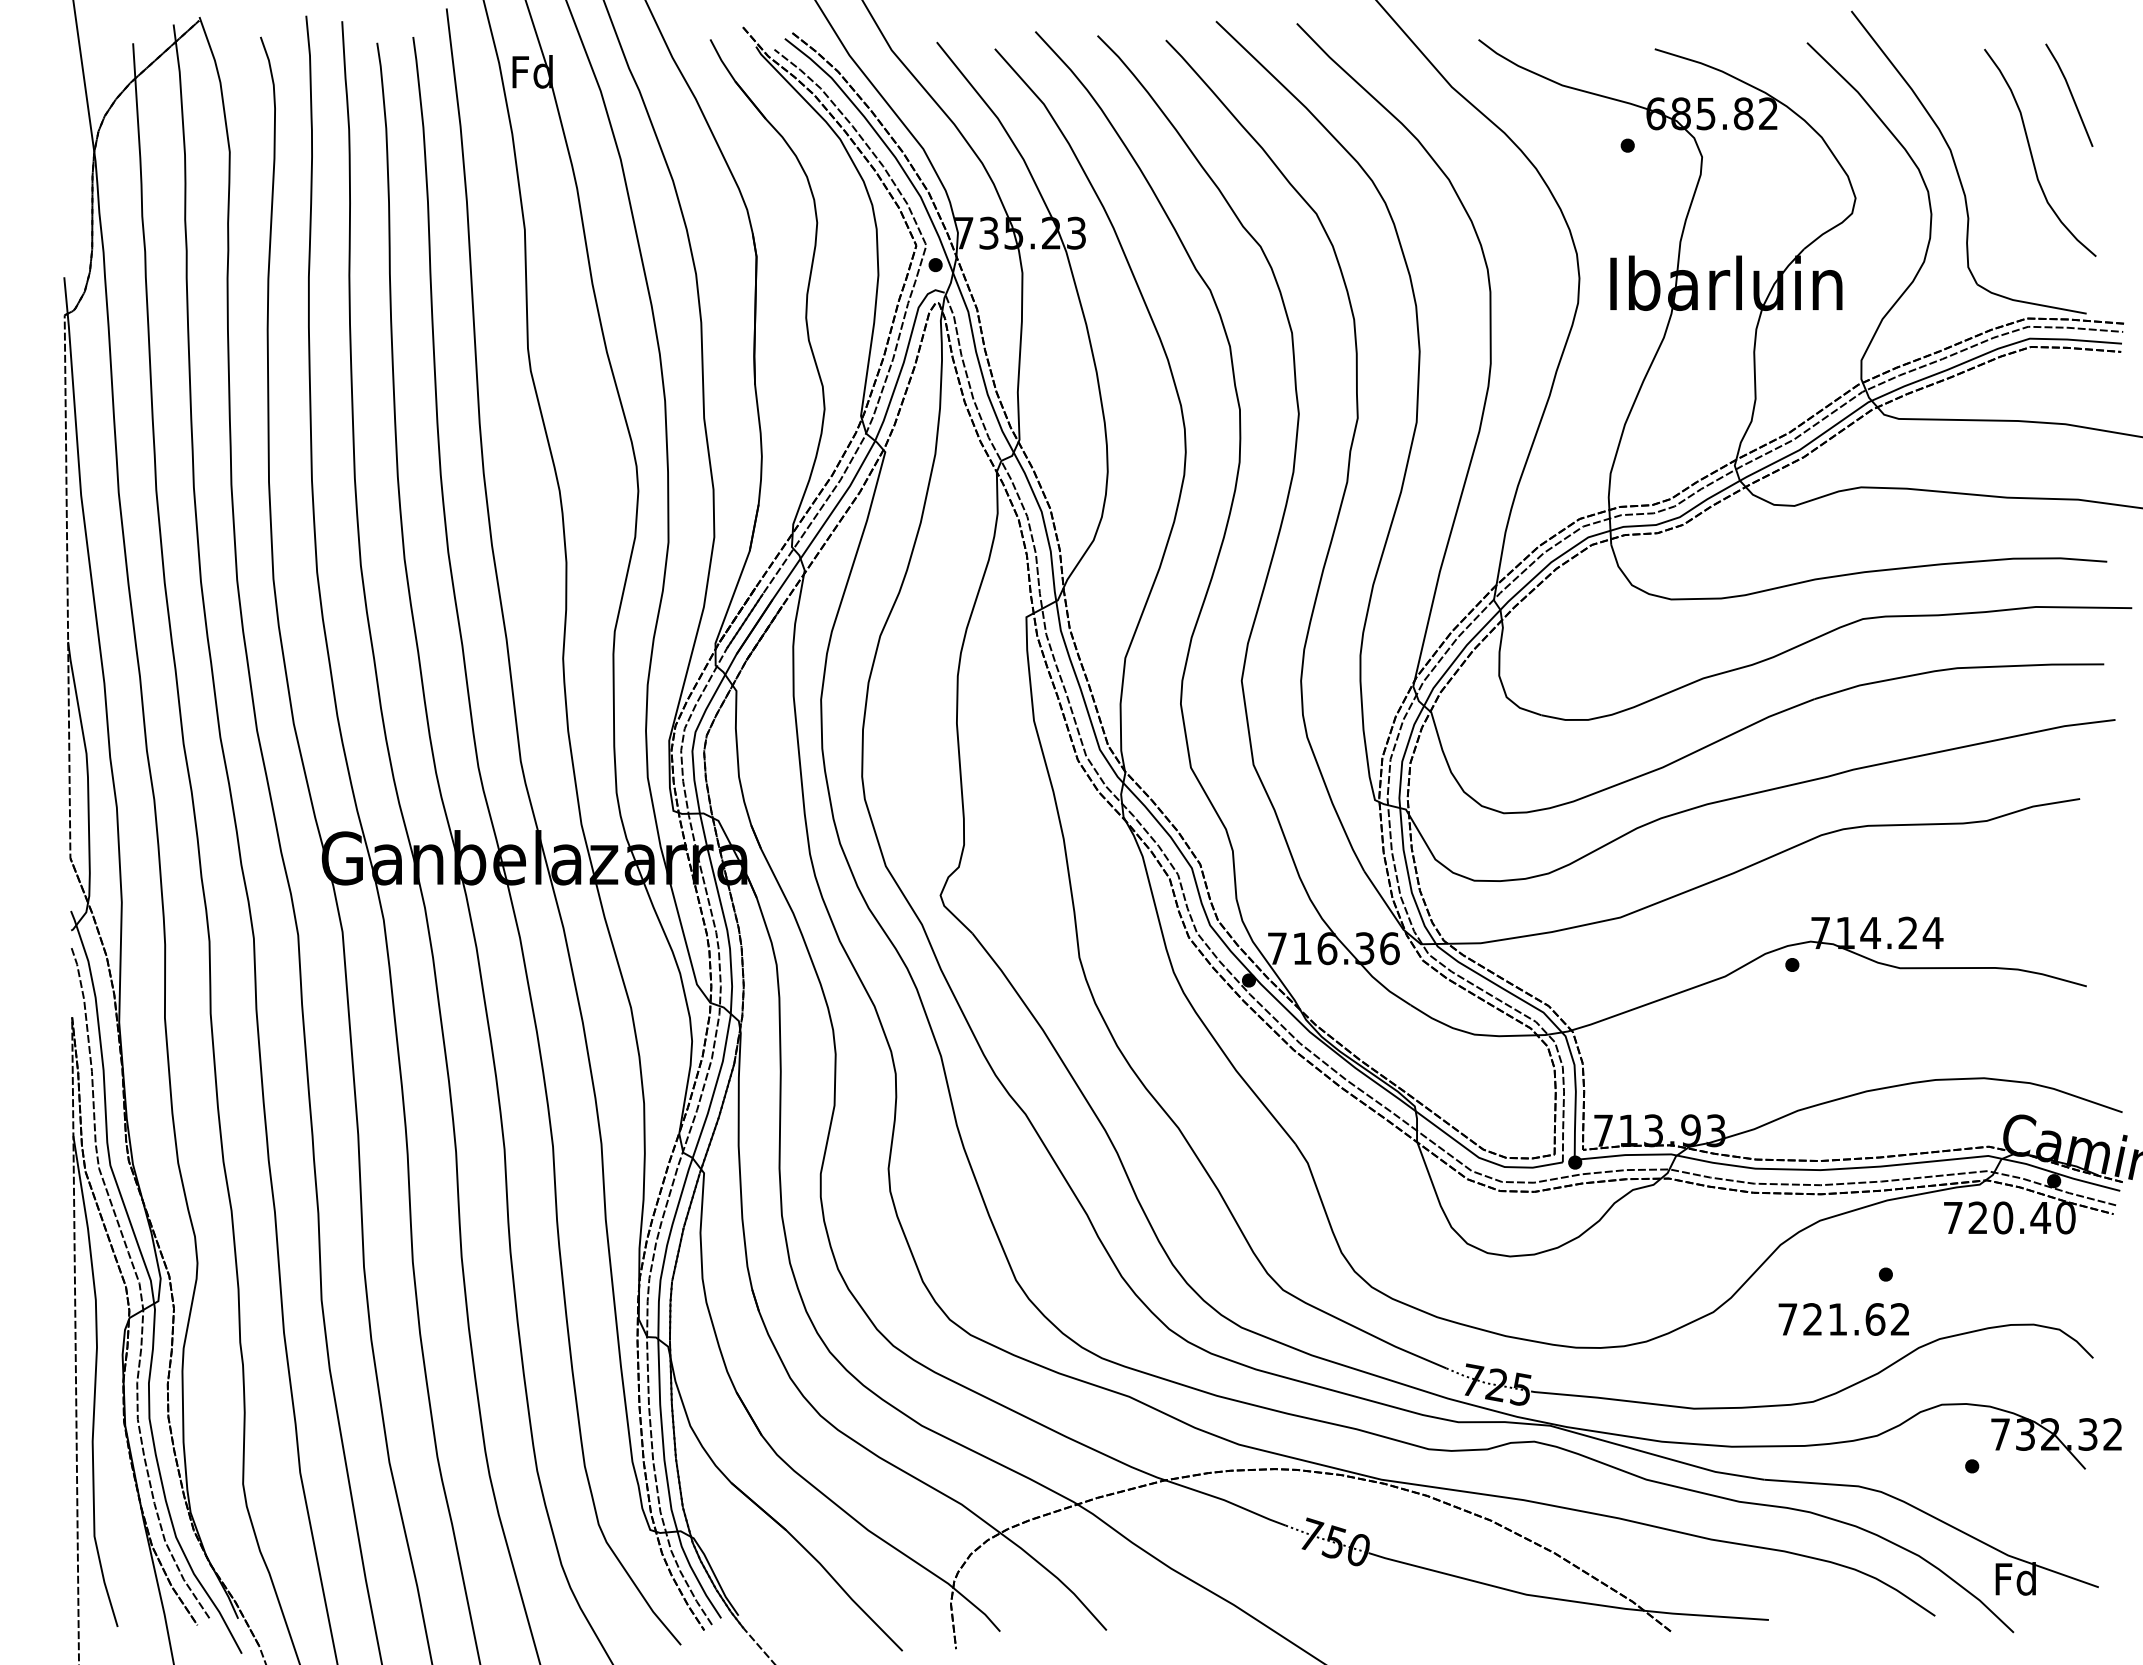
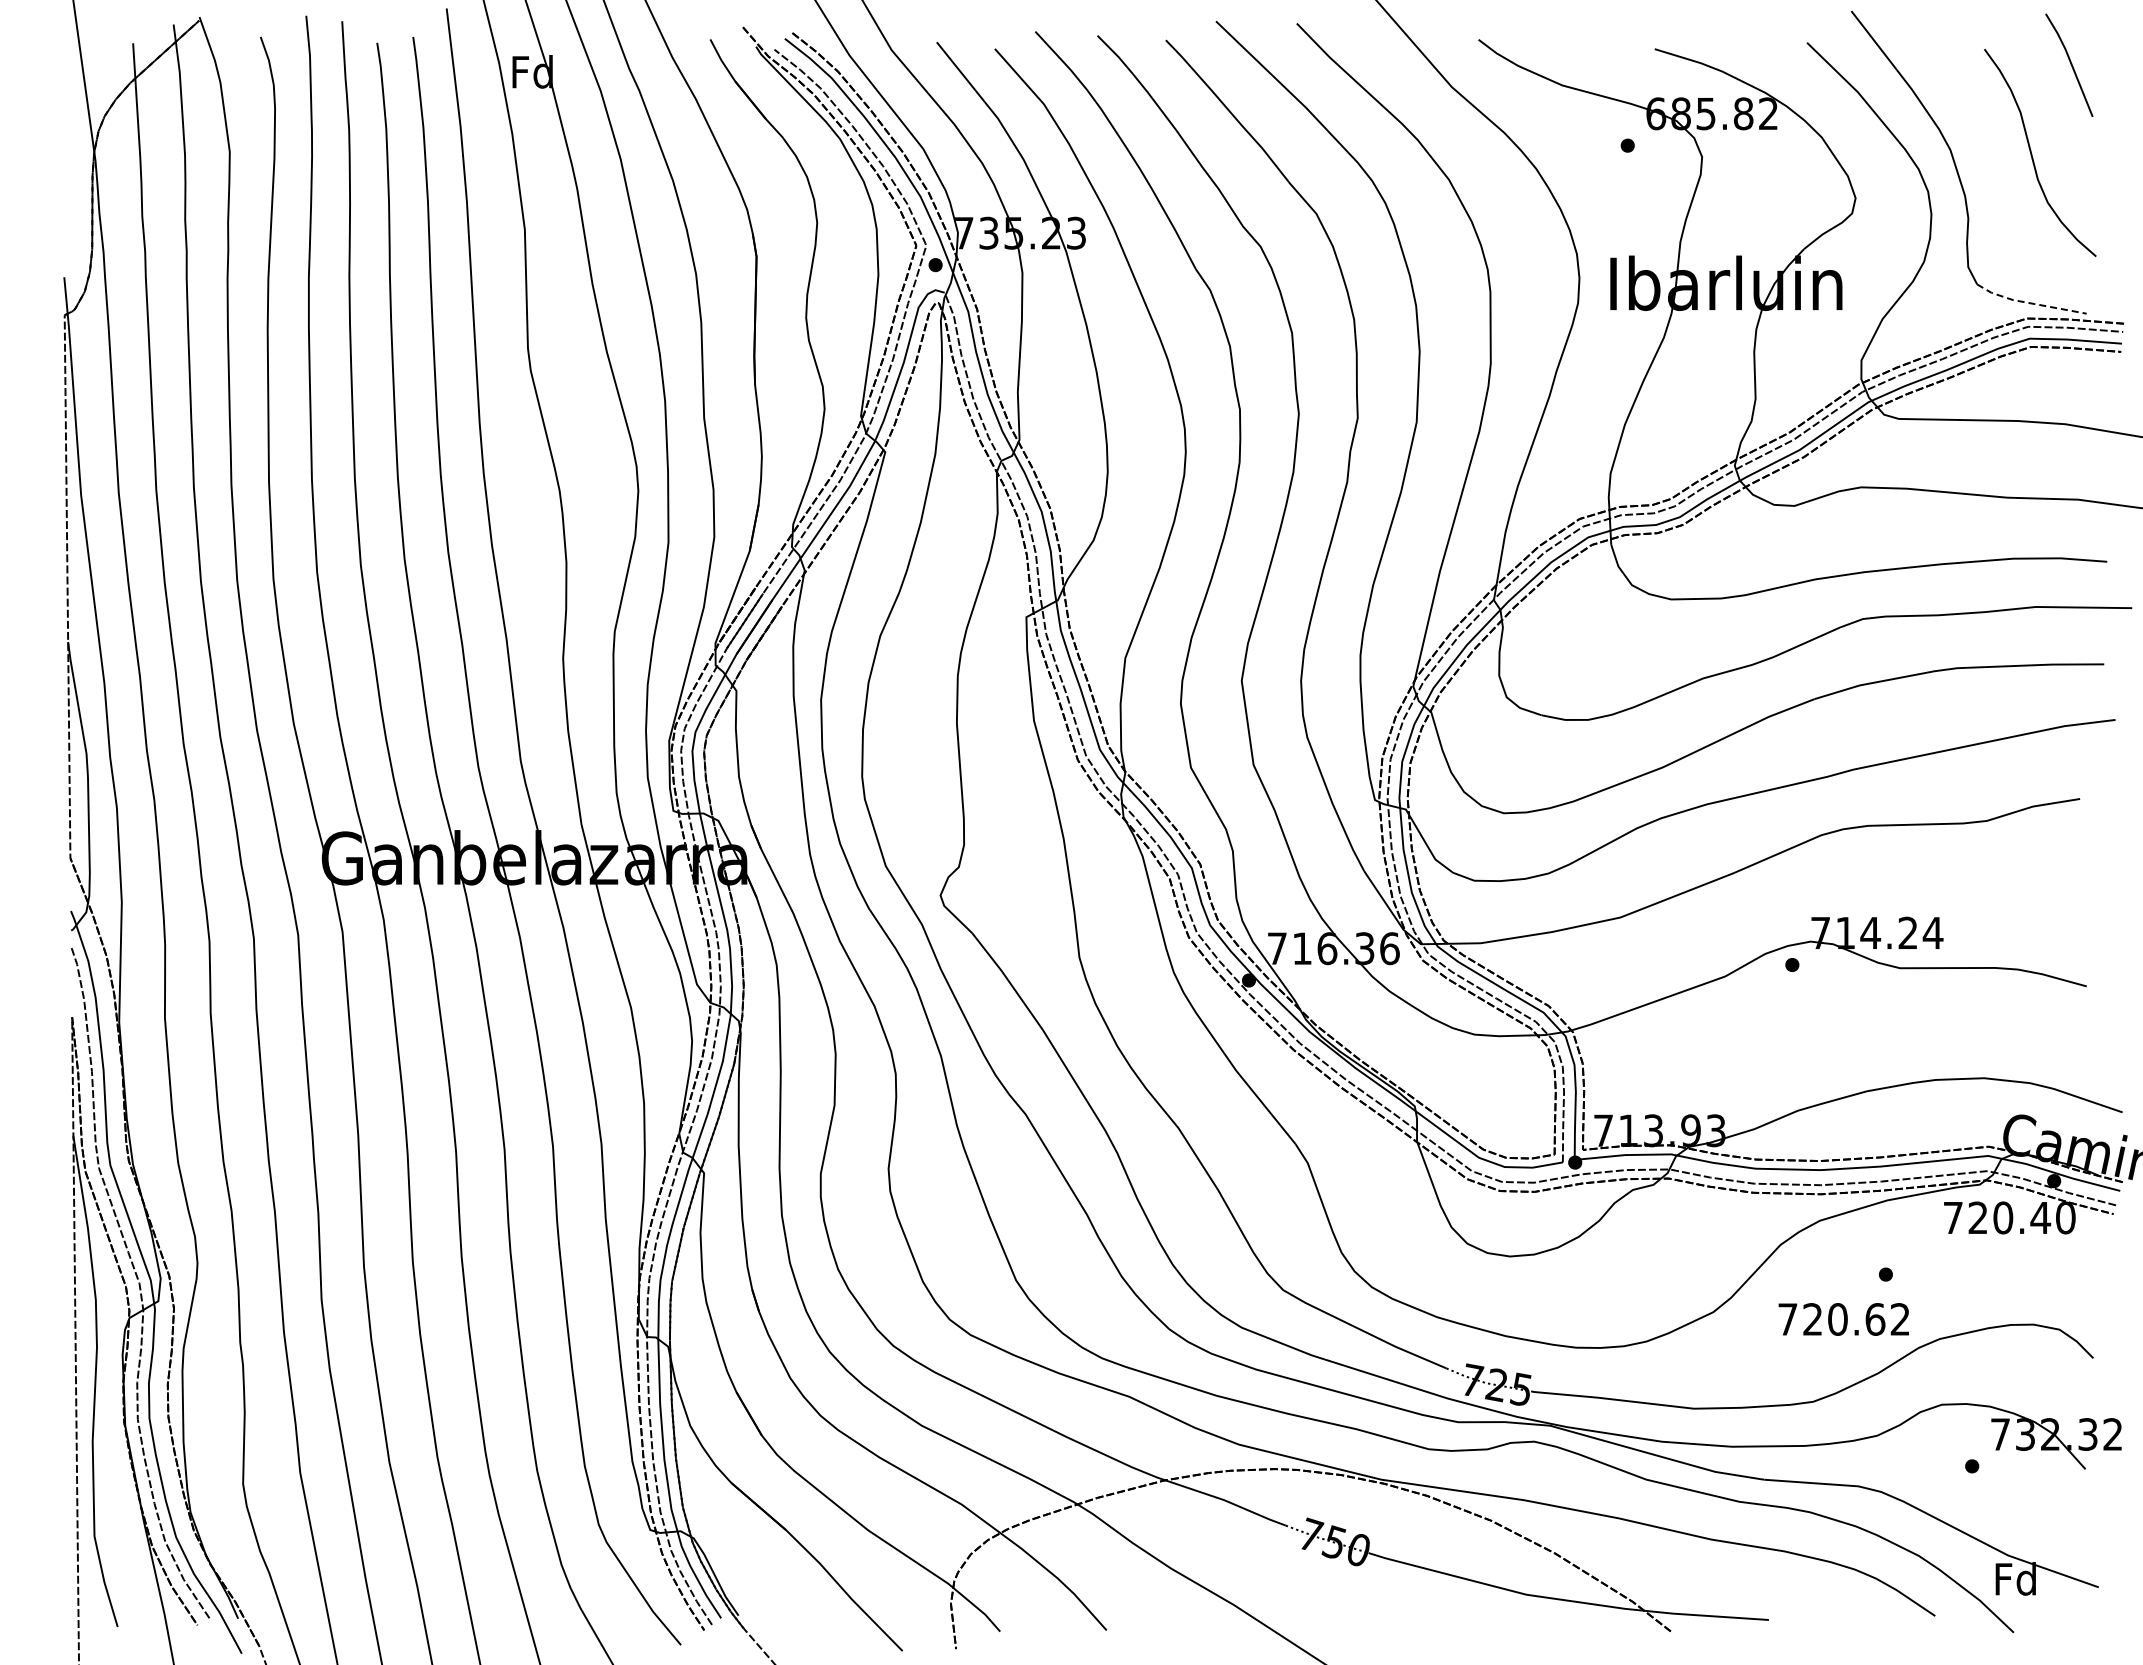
line position: (2070, 94) -> (2070, 64) (2070, 64)
line: solid -> dashed (2029, 303)
text: 721.62 -> 720.62 (1837, 1319)
